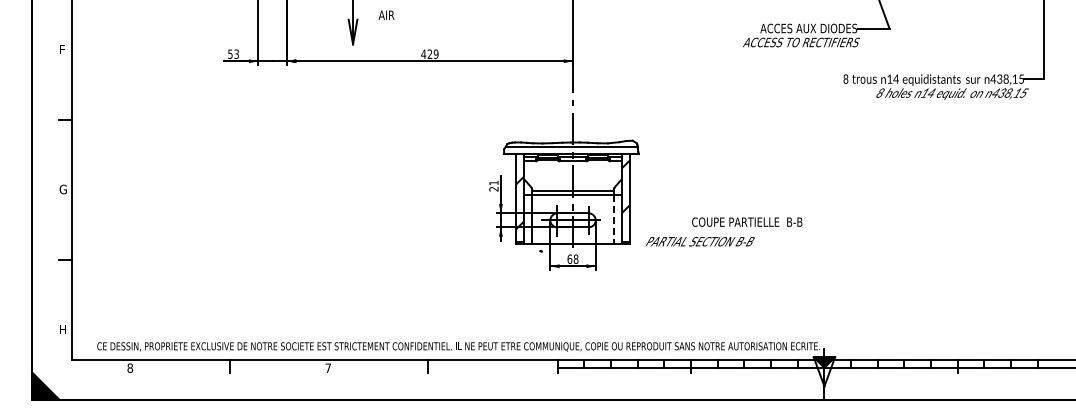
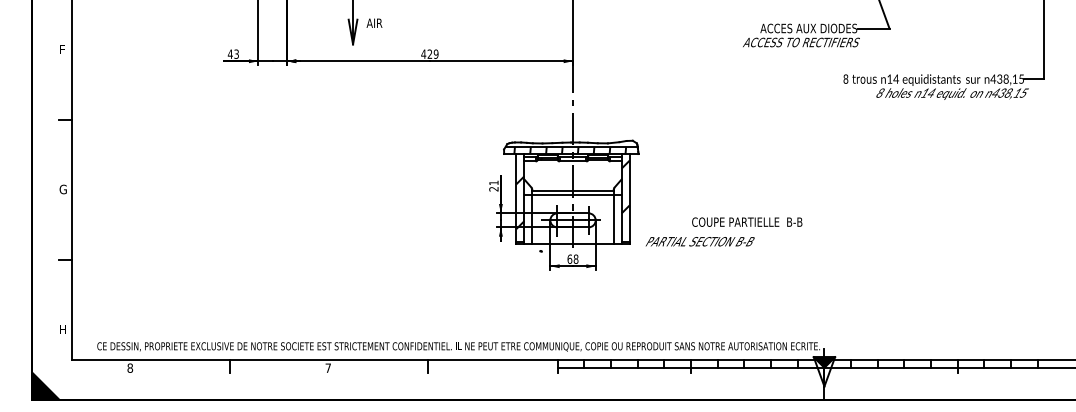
text position: (386, 14) -> (374, 22) (374, 22)
text: 53 -> 43 (229, 53)
hatch: none -> present (570, 150)
line: dashed -> solid (613, 219)
